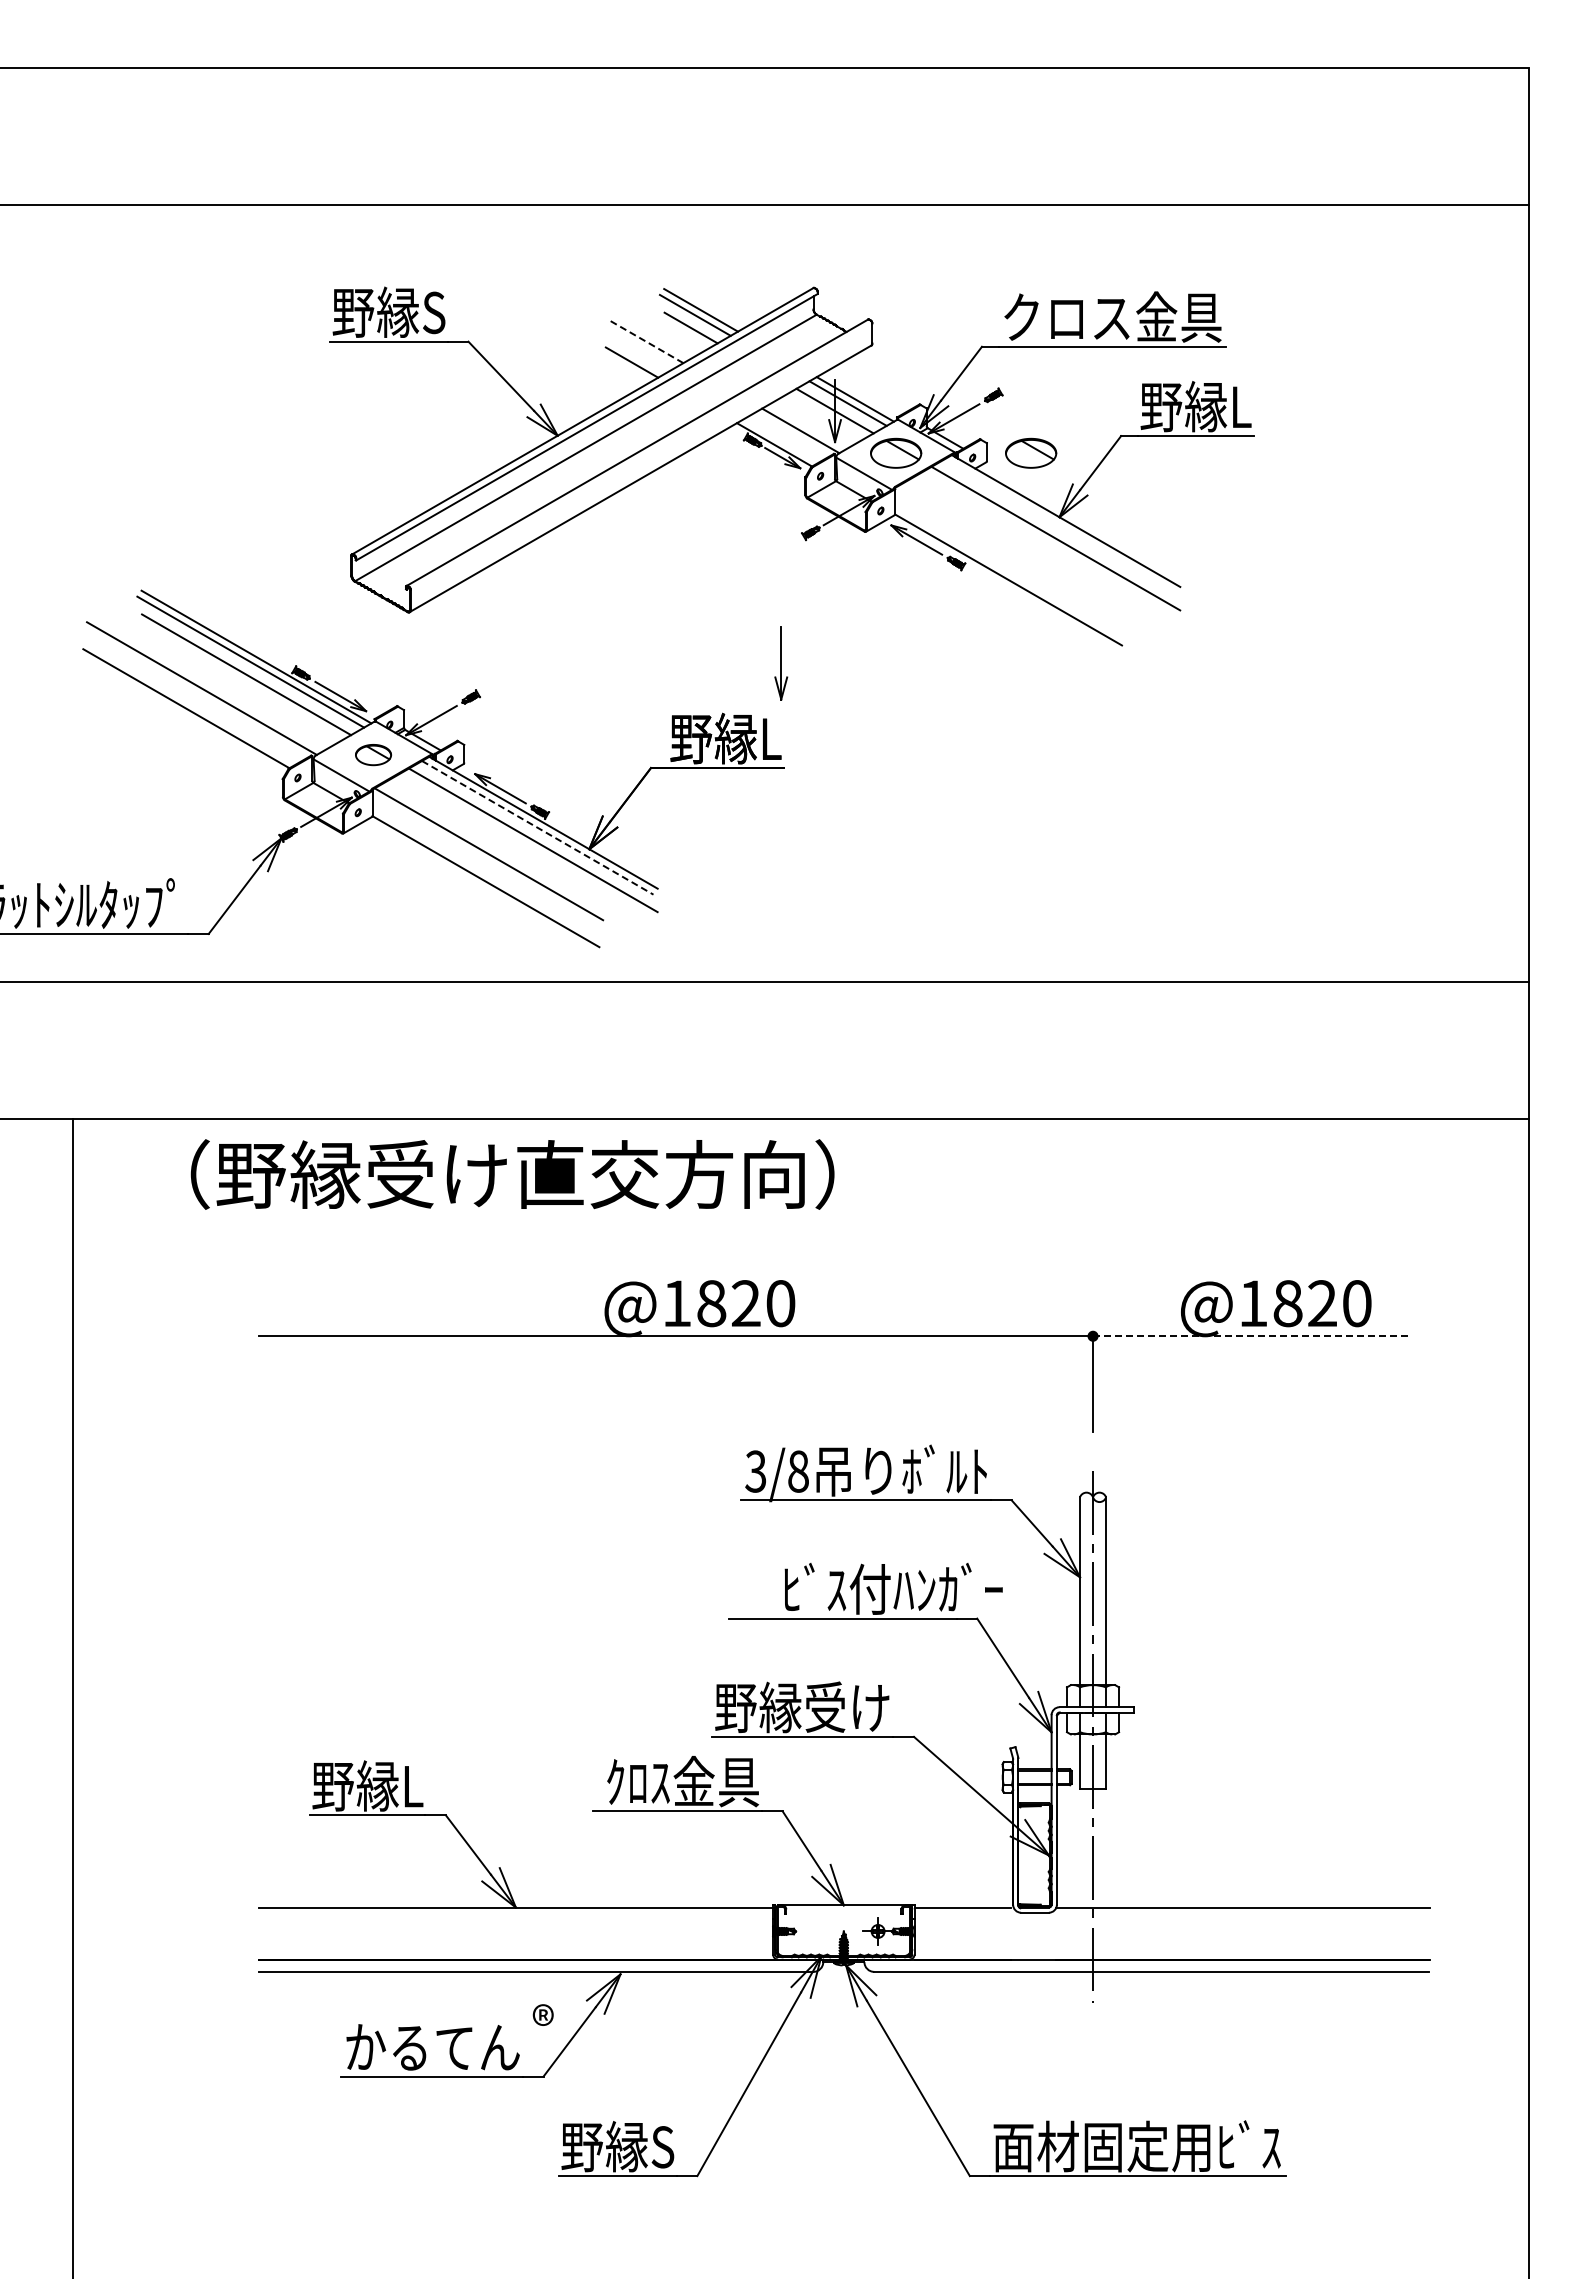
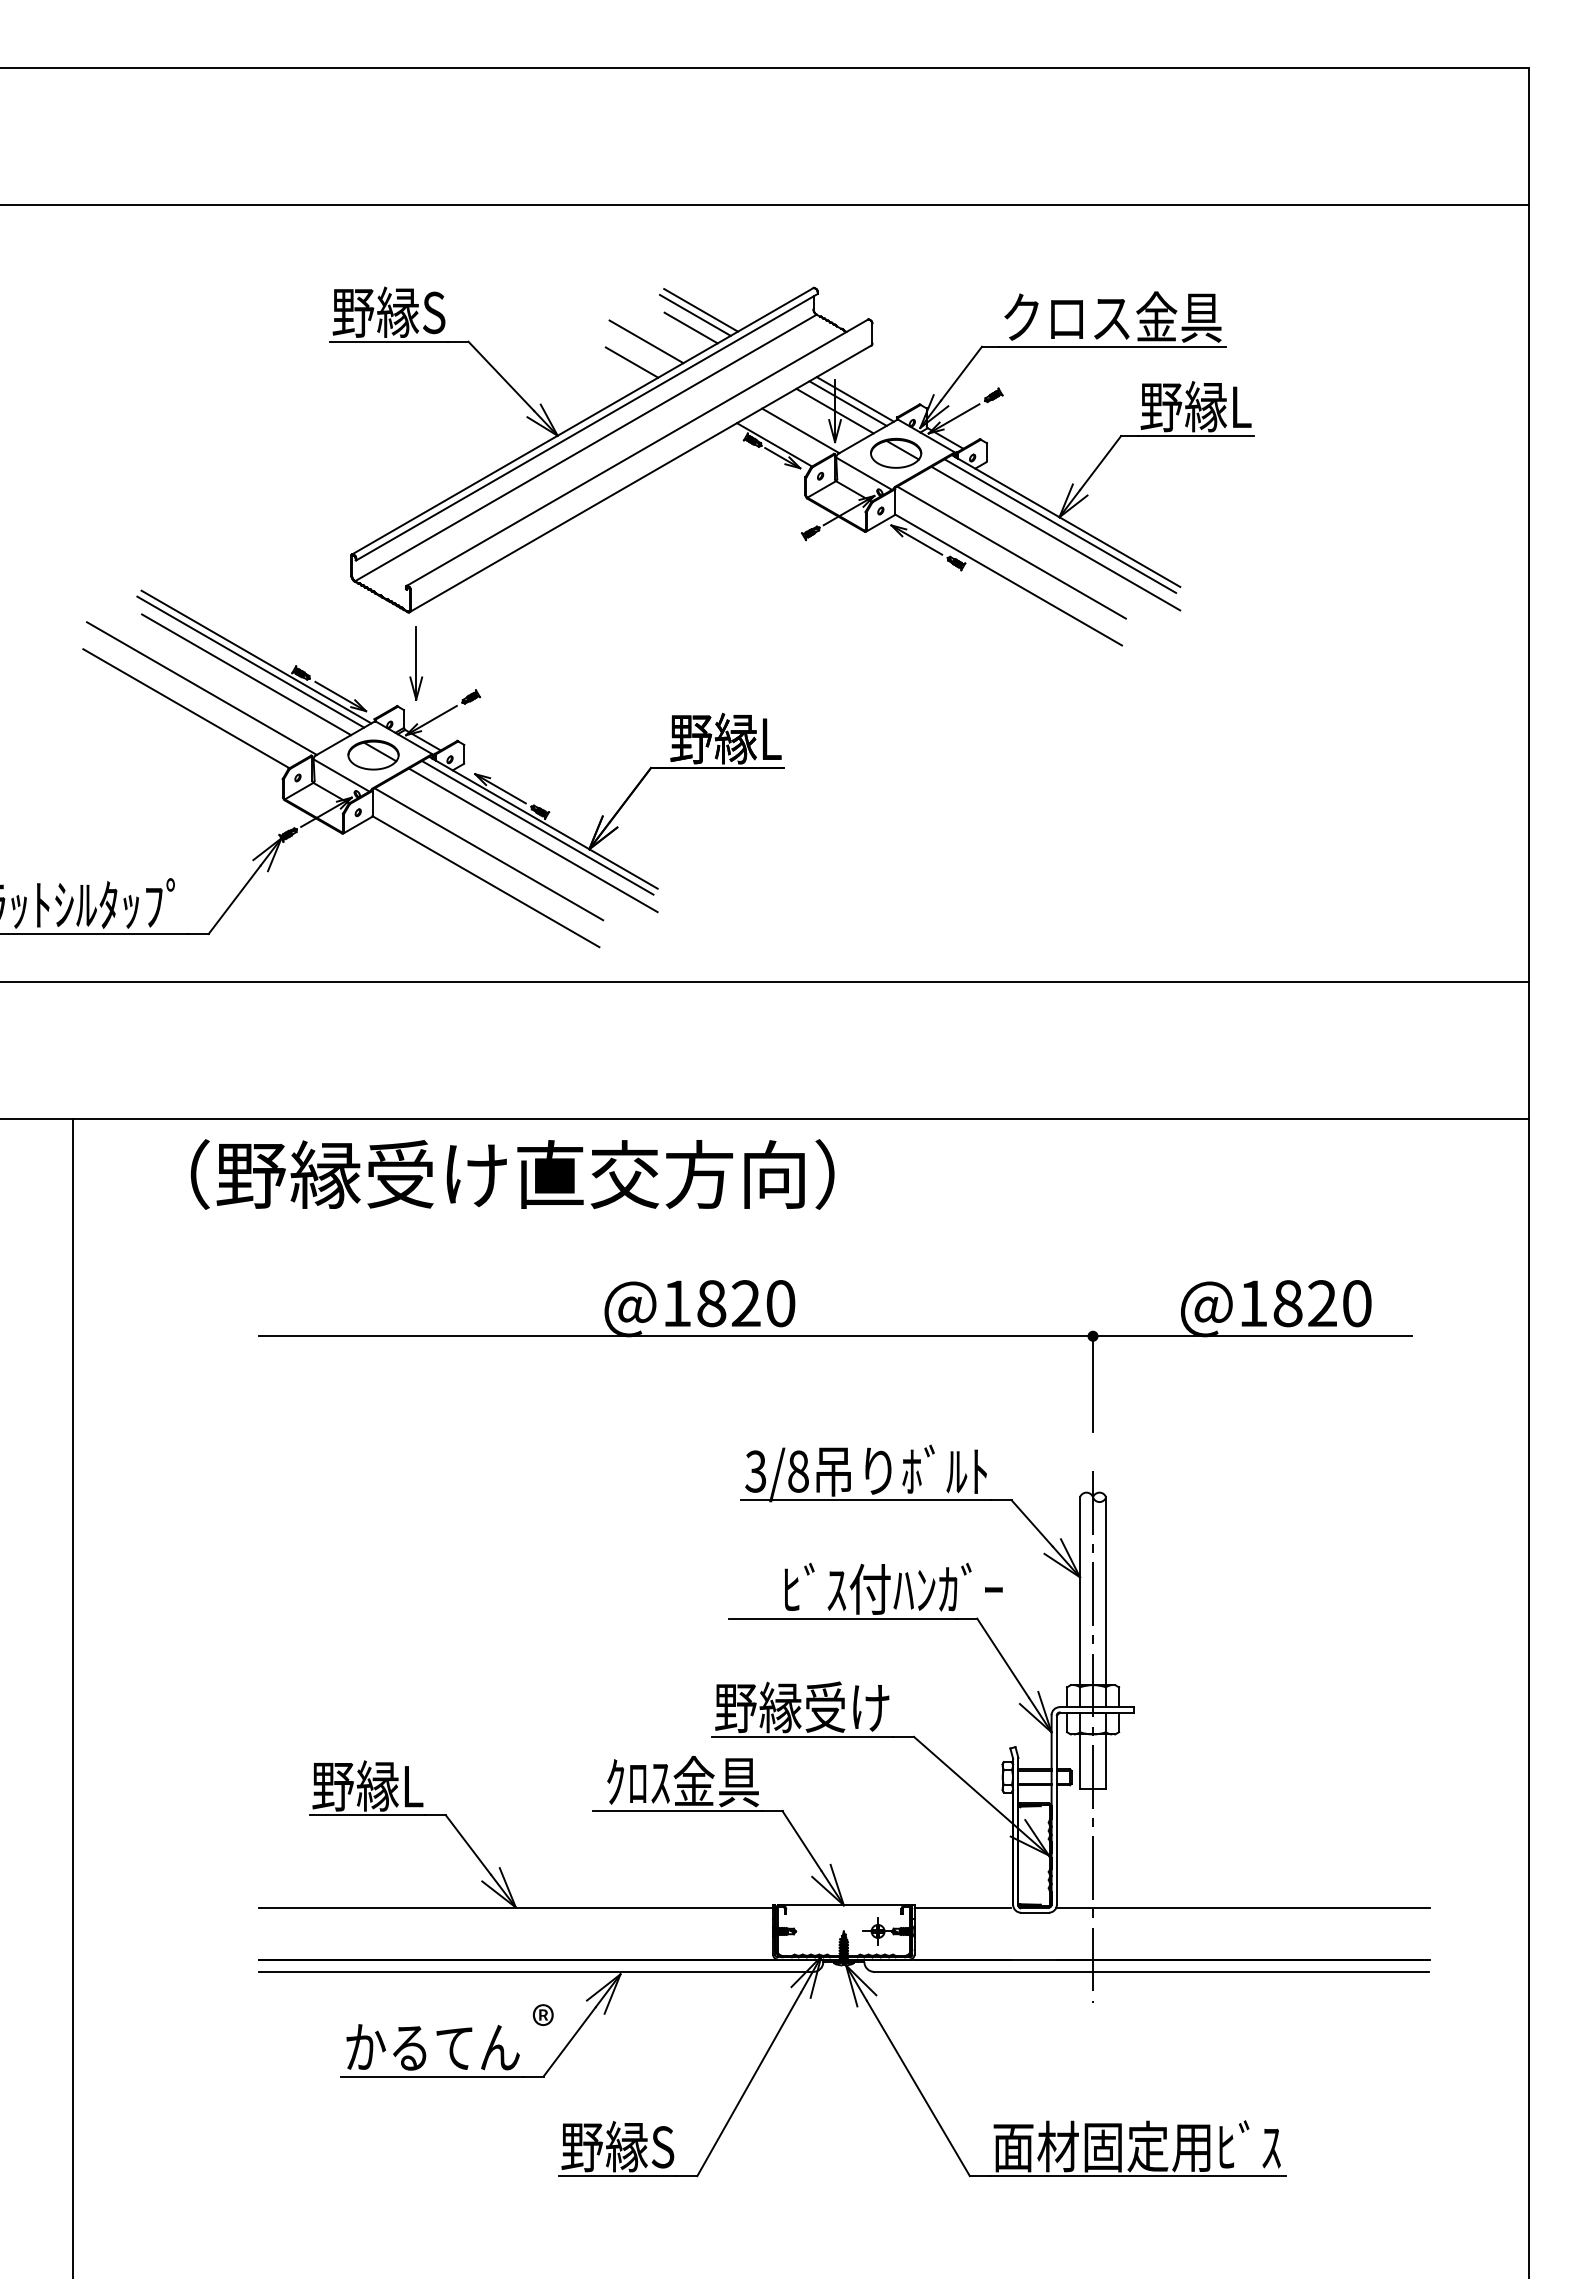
line: dashed -> solid (646, 341)
part: present -> none (1031, 452)
line: none -> present (1060, 525)
line: none -> present (1011, 552)
part position: (781, 663) -> (416, 663) (416, 663)
part size: 37x23 px -> 53x32 px (373, 754)
line: dashed -> solid (537, 827)
line: dashed -> solid (1252, 1336)
